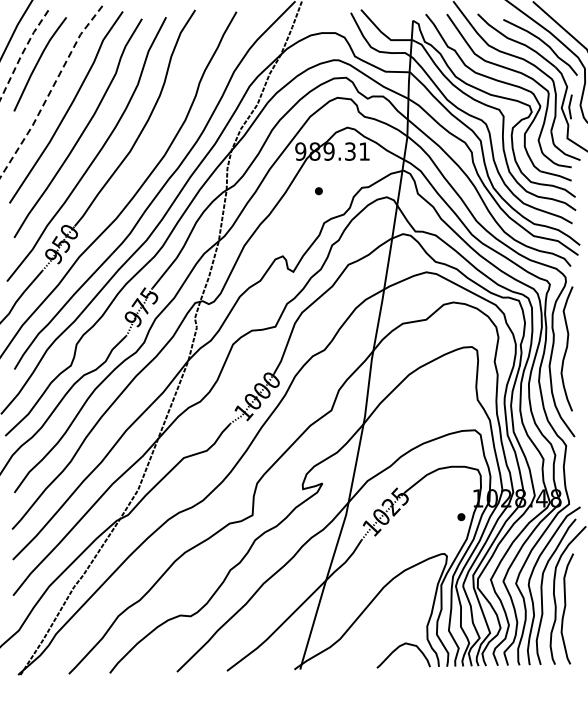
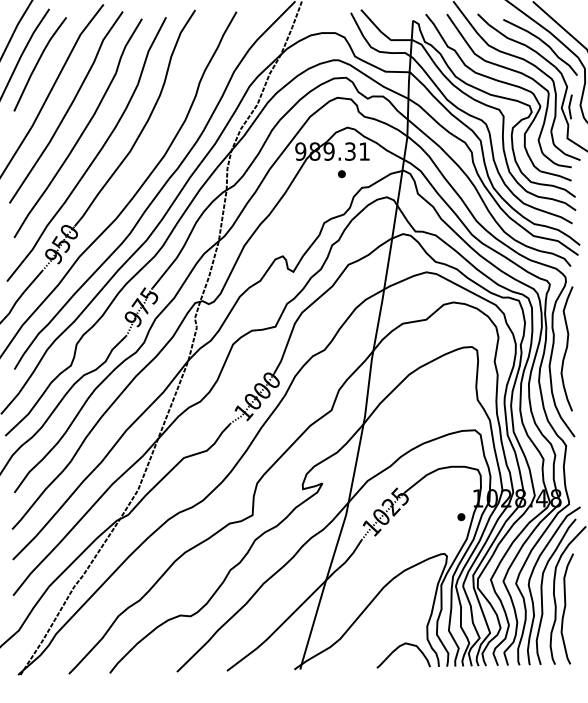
line: dashed -> solid (22, 53)
line: dashed -> solid (51, 89)
part position: (318, 191) -> (341, 174) (341, 174)
